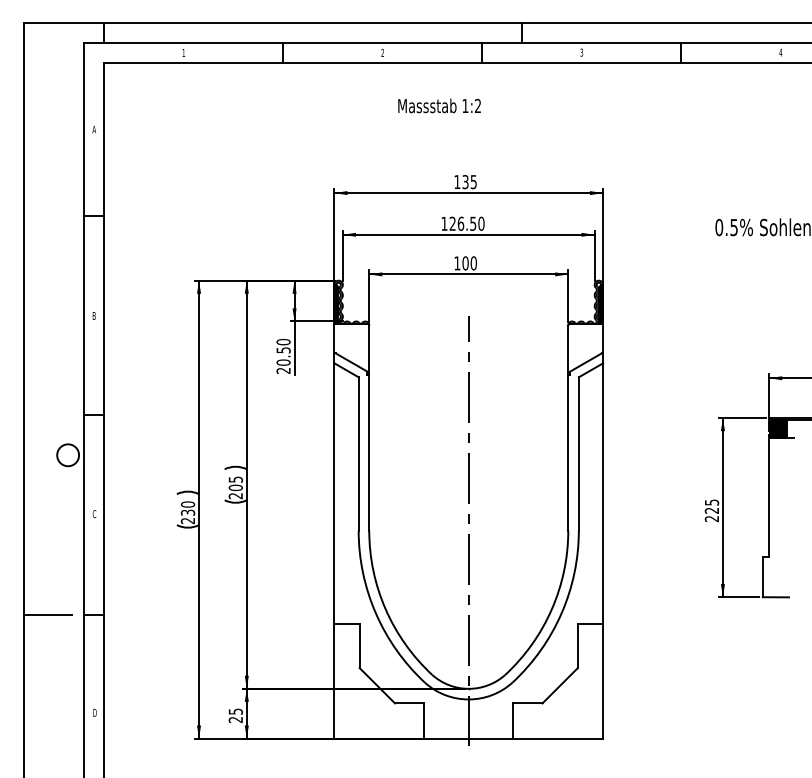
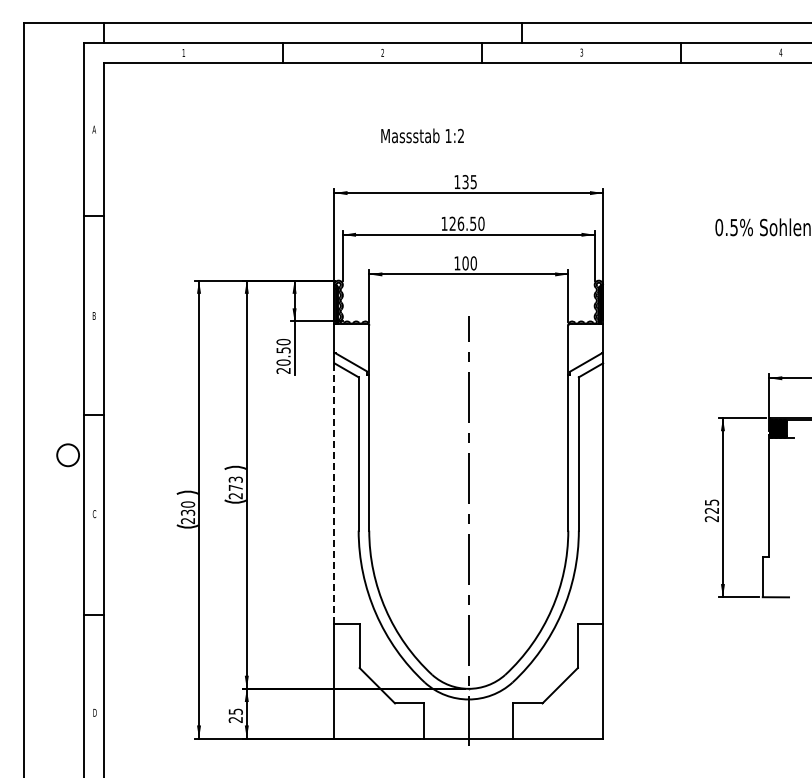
text position: (439, 105) -> (422, 135) (422, 135)
text: 205 -> 273 (235, 483)
line: solid -> dashed (334, 493)
line: present -> none (48, 614)
